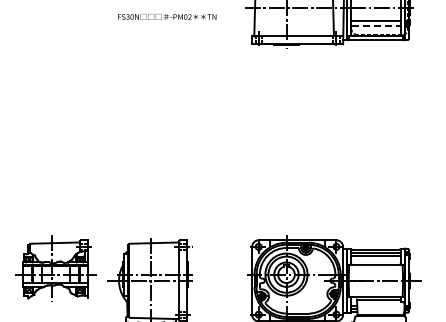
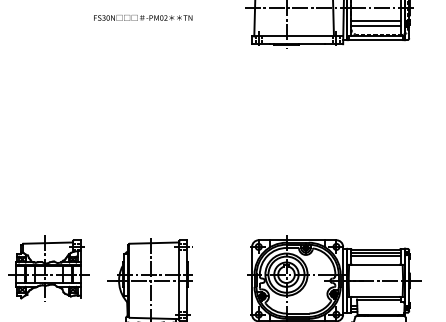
text position: (167, 16) -> (143, 17) (143, 17)
line: dashed -> solid (376, 25)
part position: (55, 268) -> (48, 268) (48, 268)
